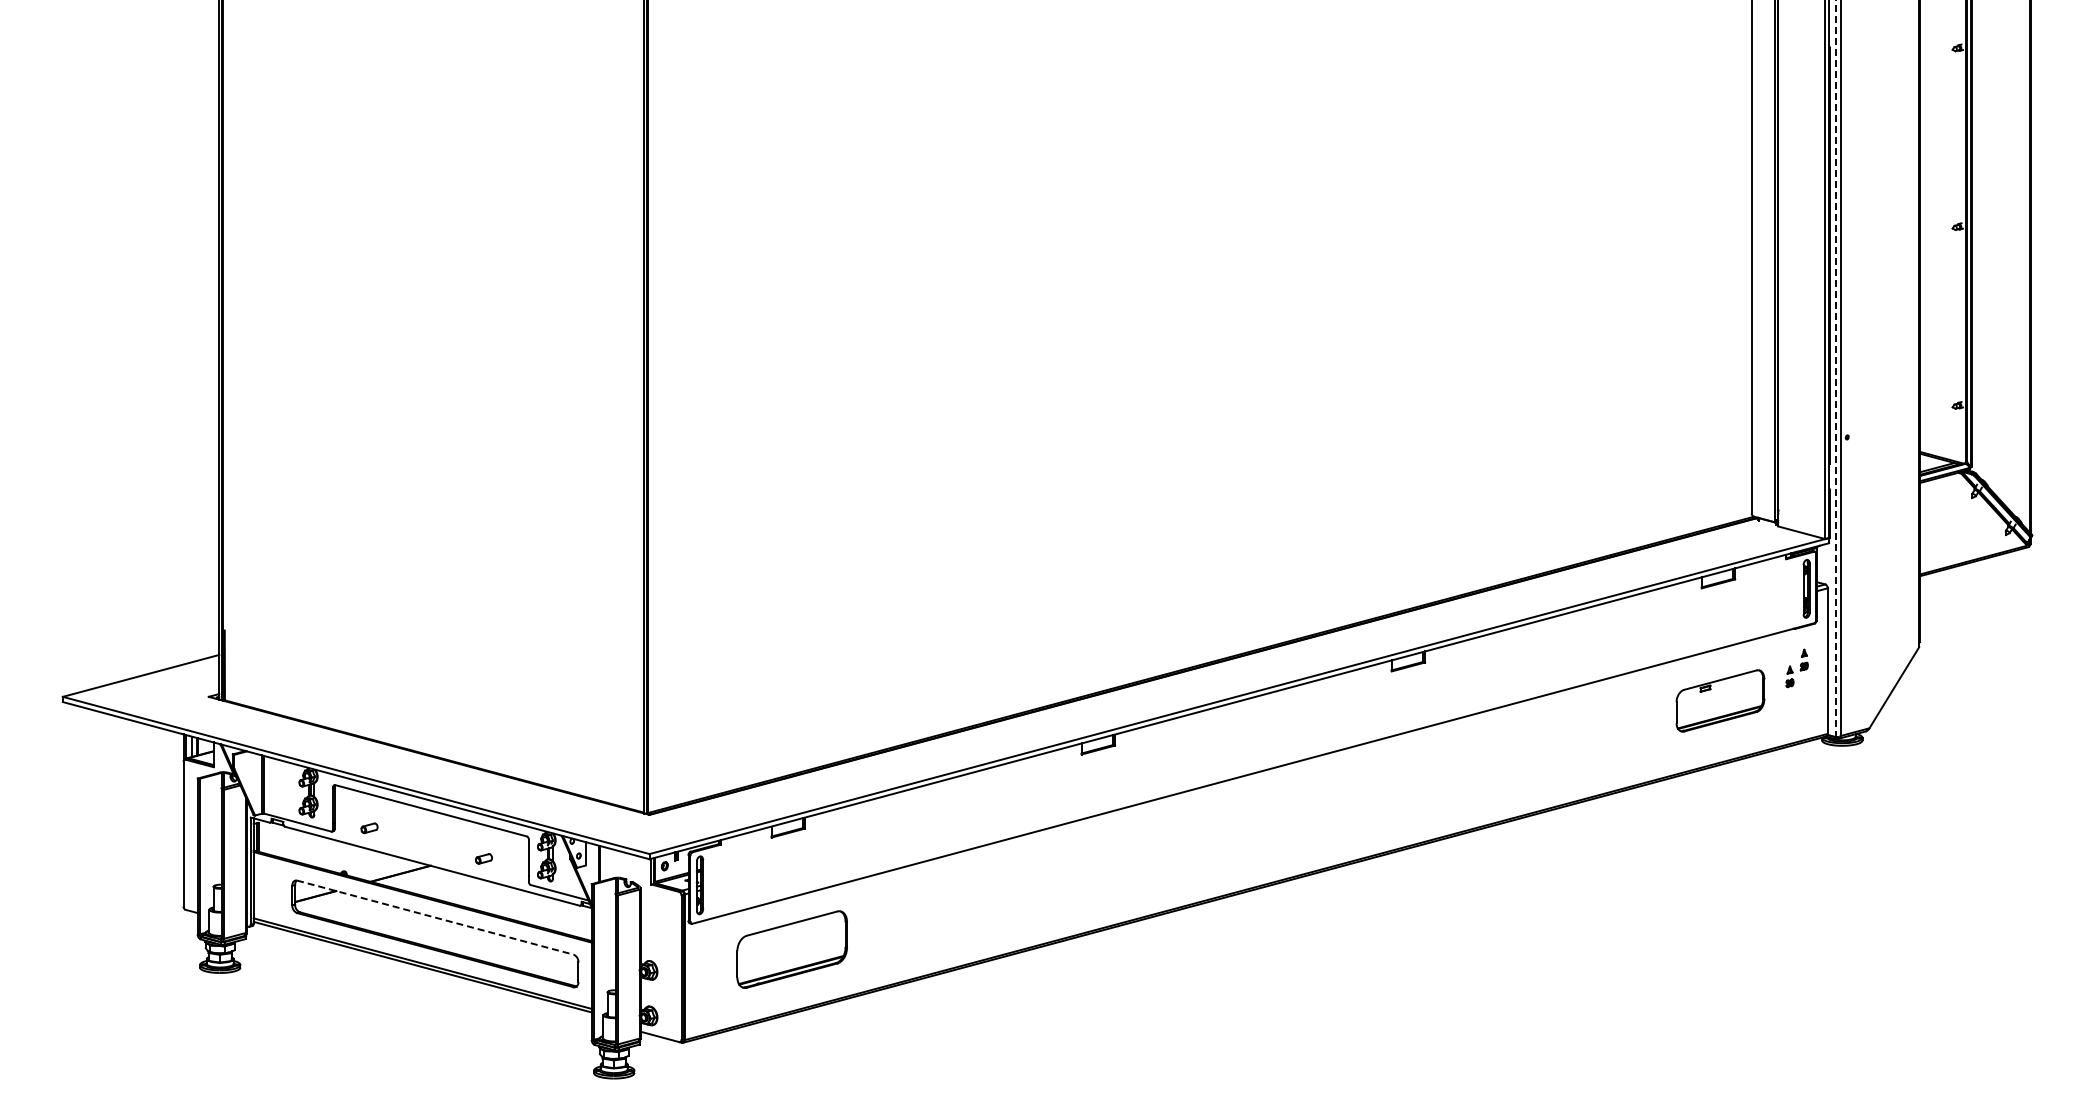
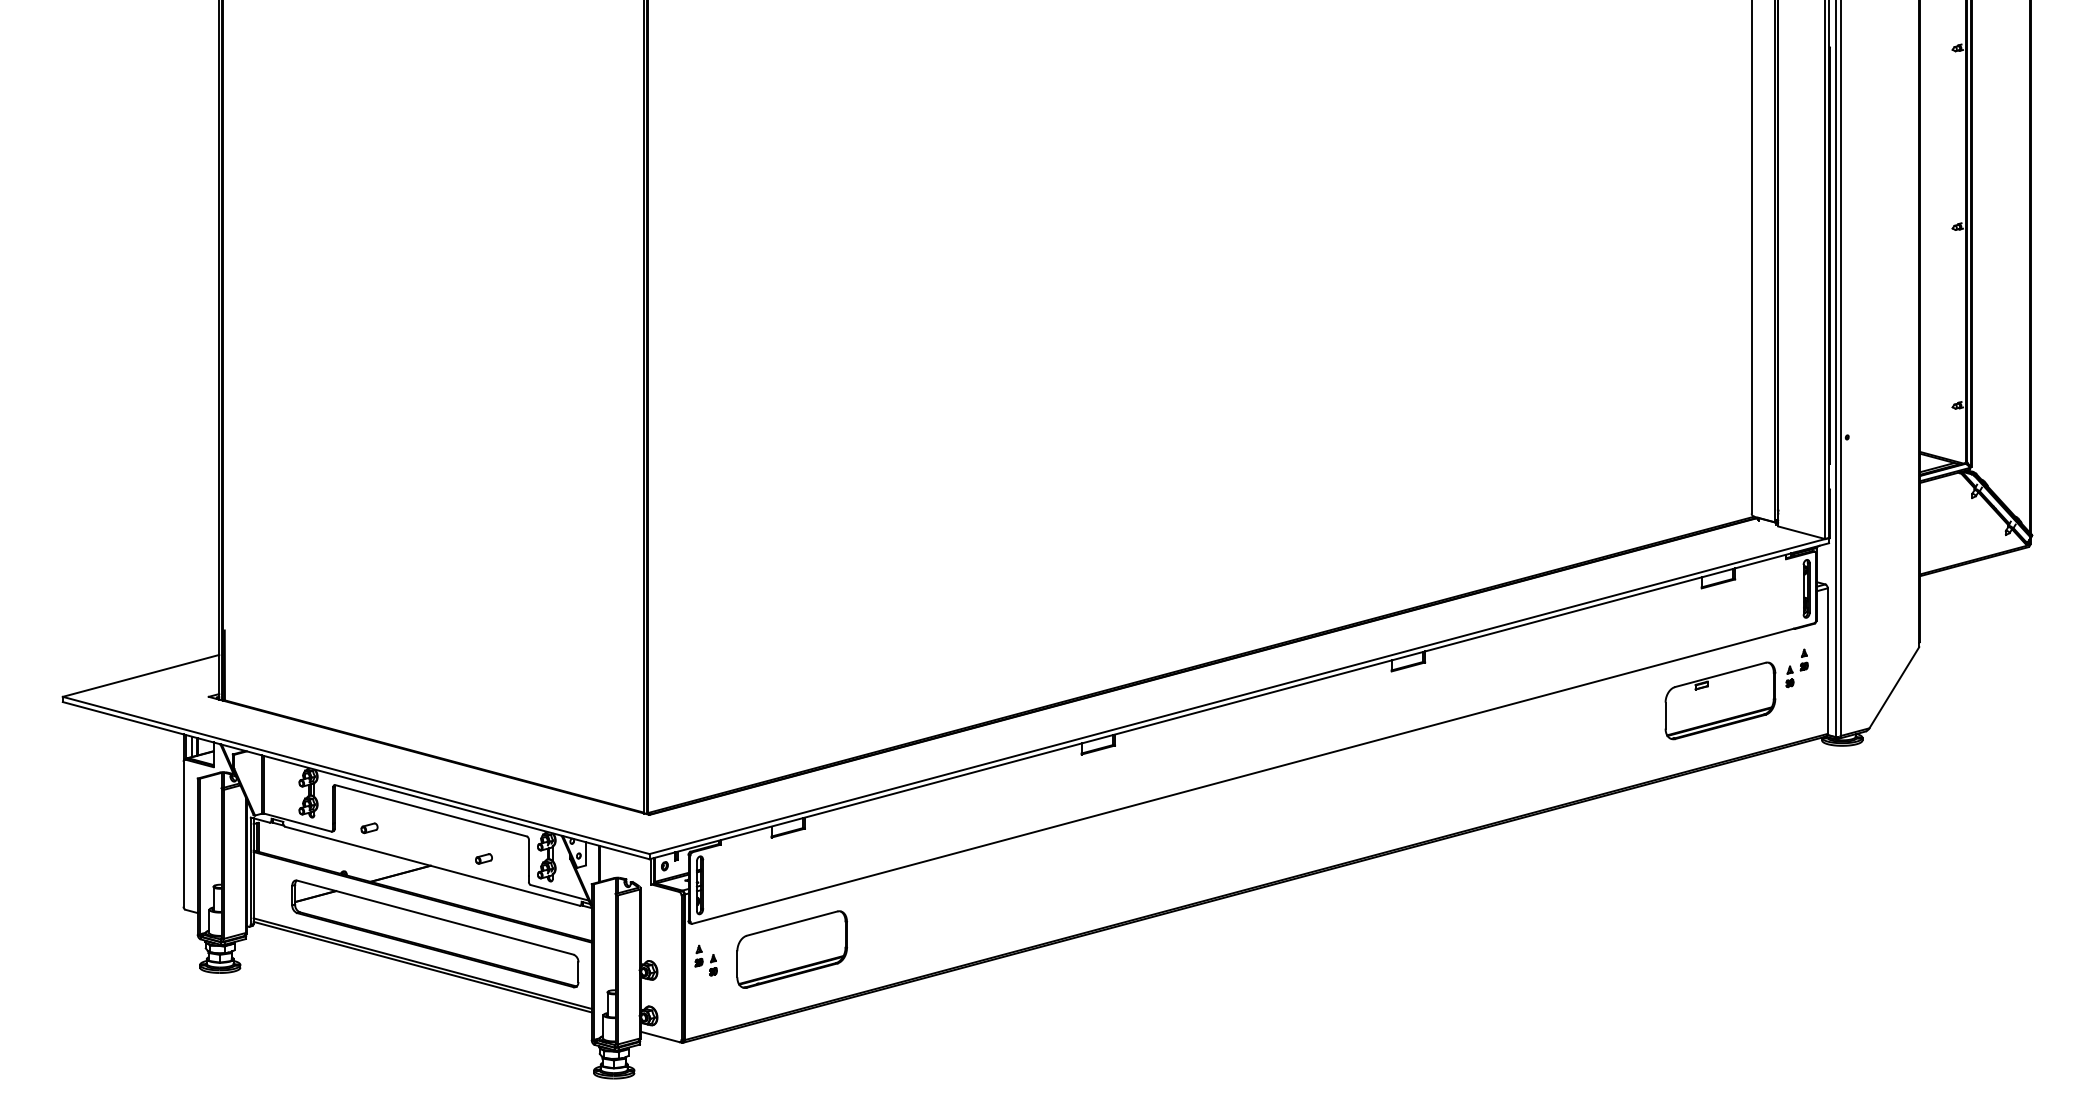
line: dashed -> solid (1835, 369)
part size: 91x64 px -> 113x80 px (1720, 700)
line: dashed -> solid (435, 917)
part: none -> present (705, 960)
